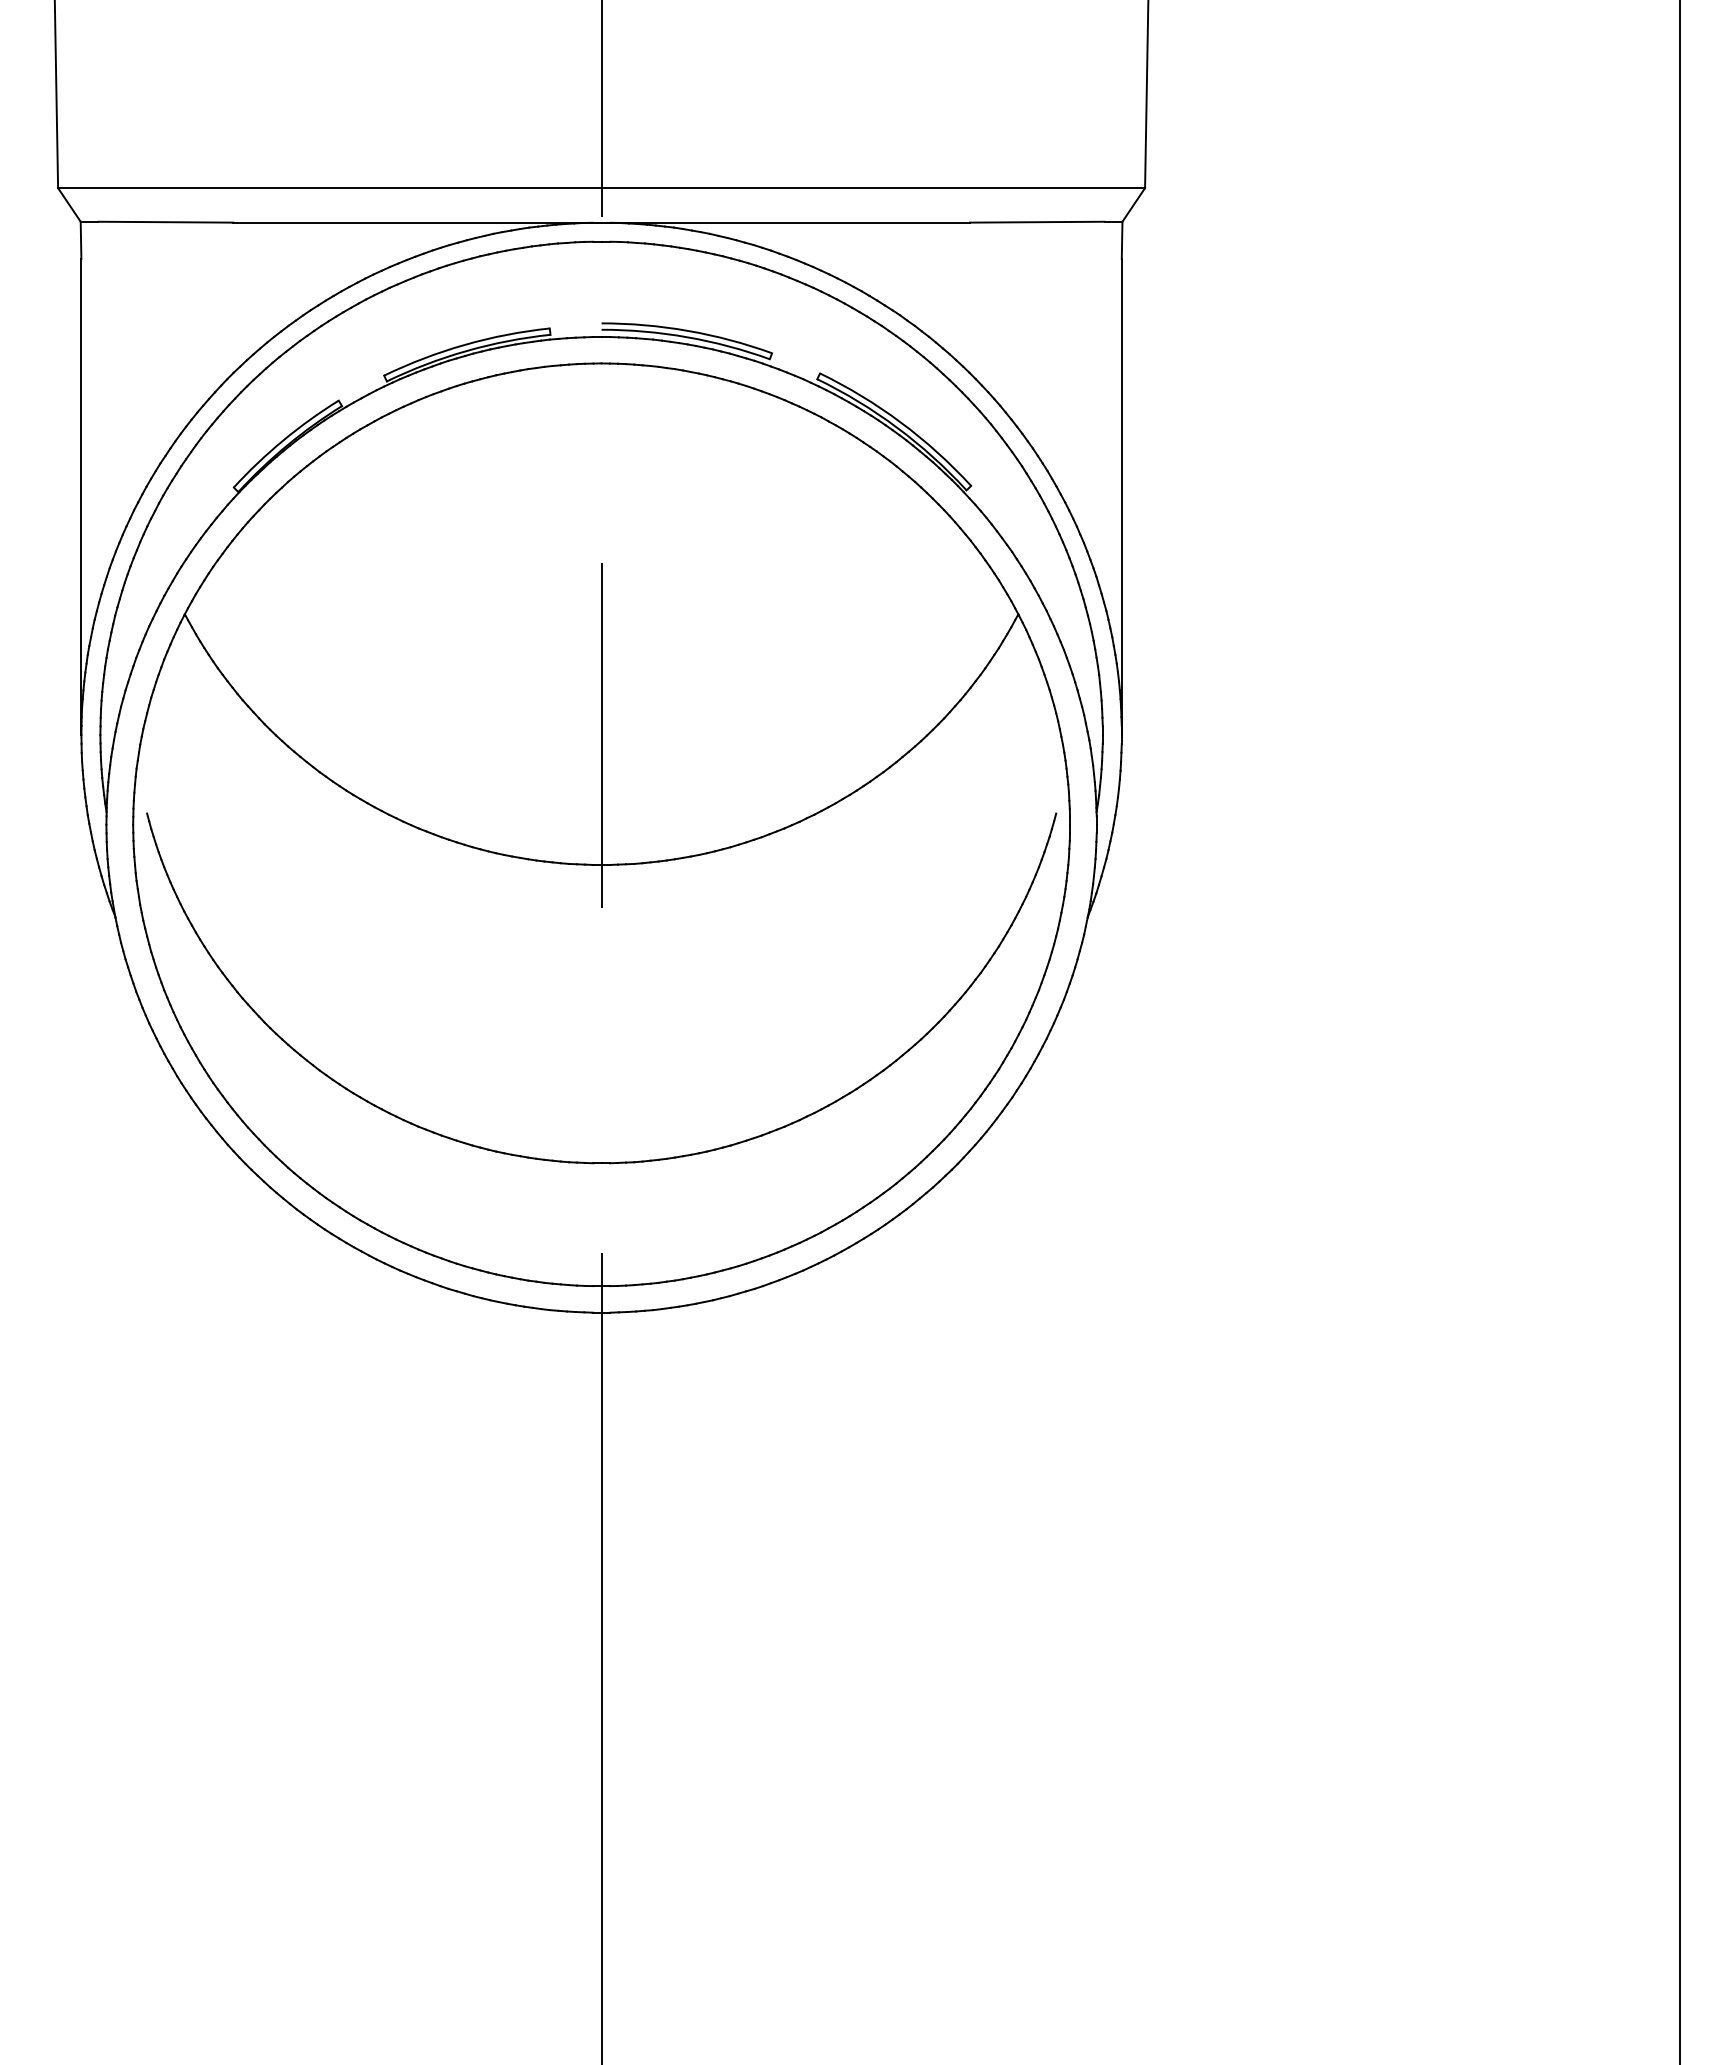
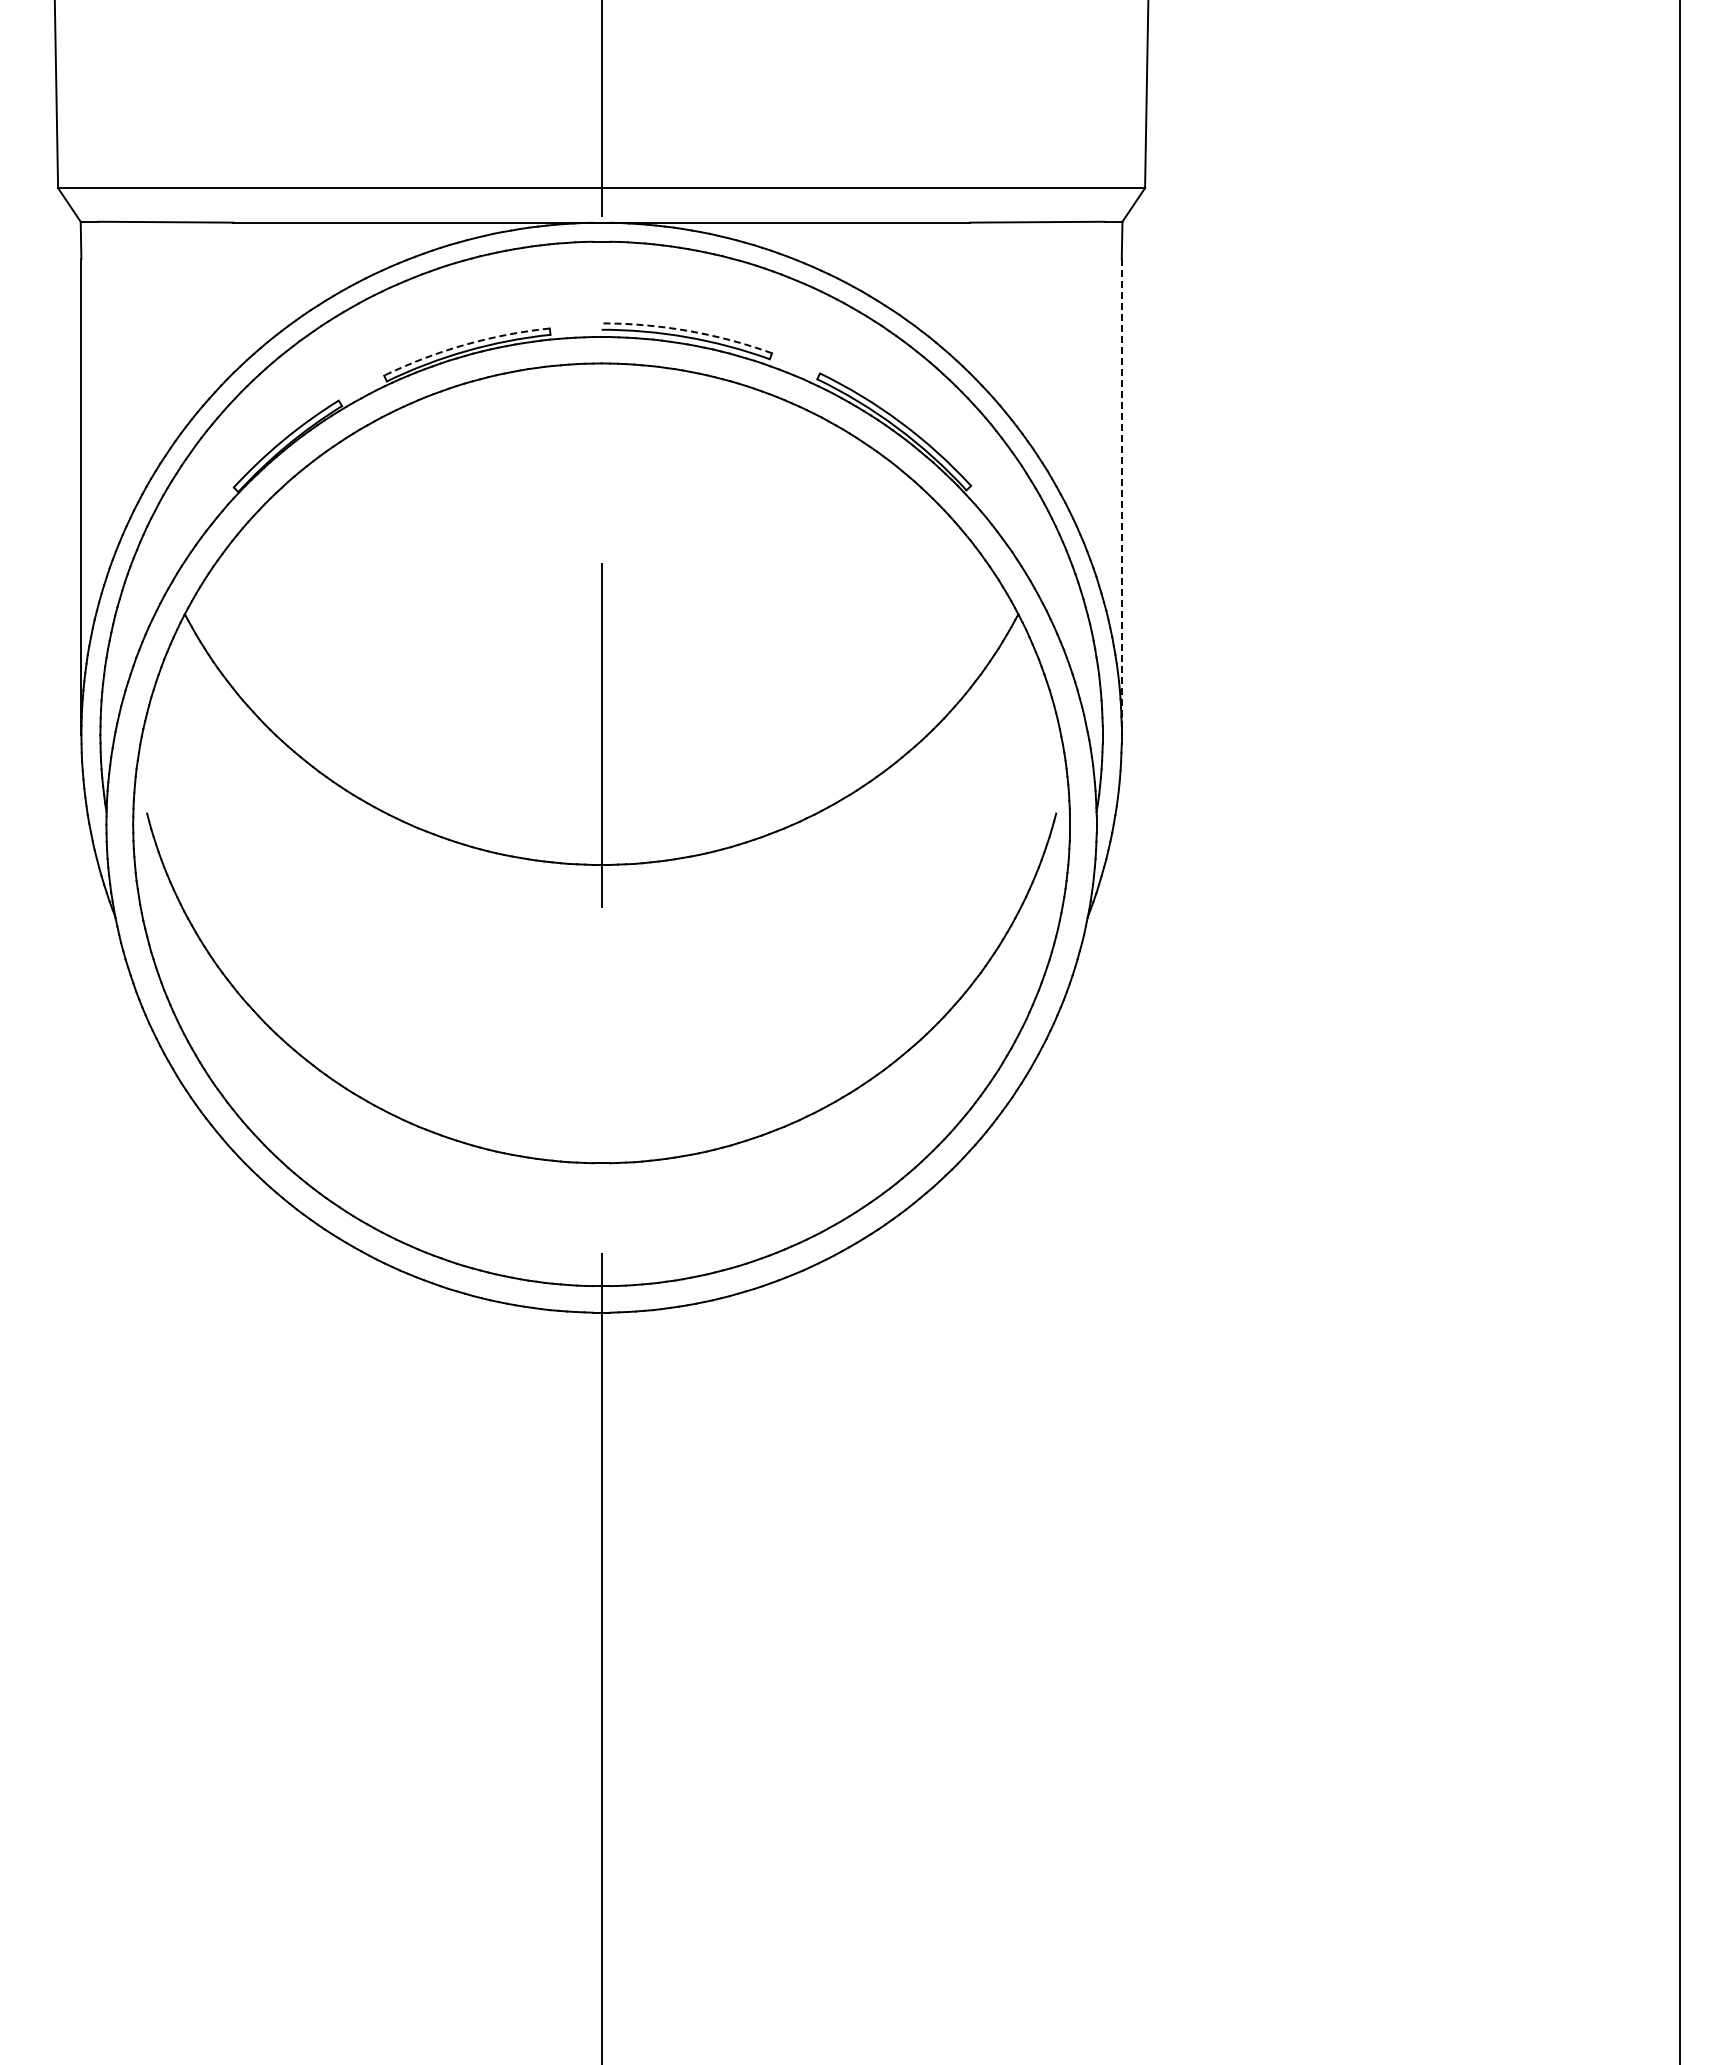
arc: solid -> dashed (688, 330)
arc: solid -> dashed (464, 344)
line: solid -> dashed (1121, 497)
